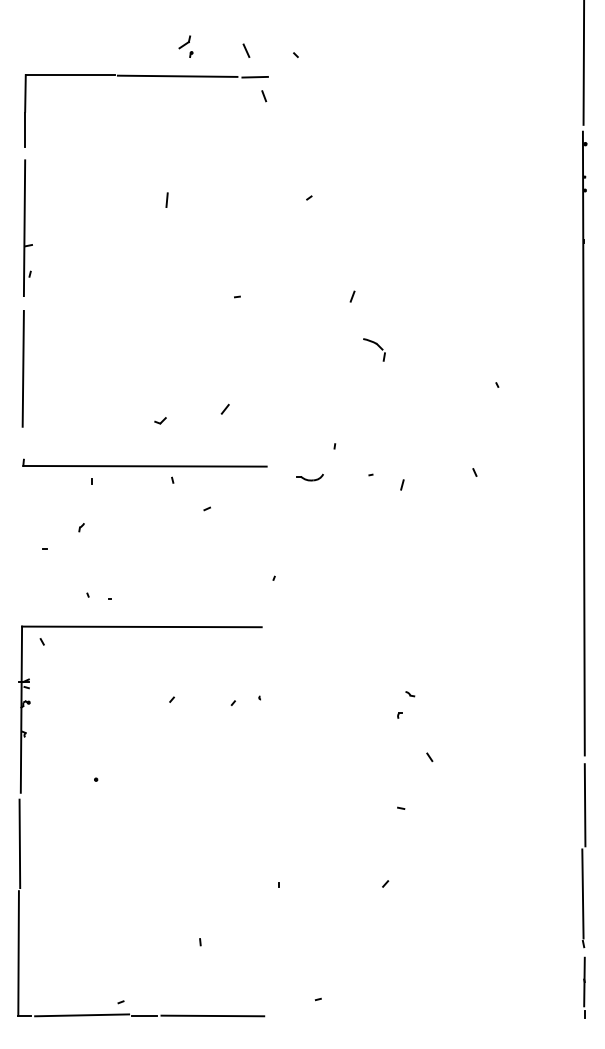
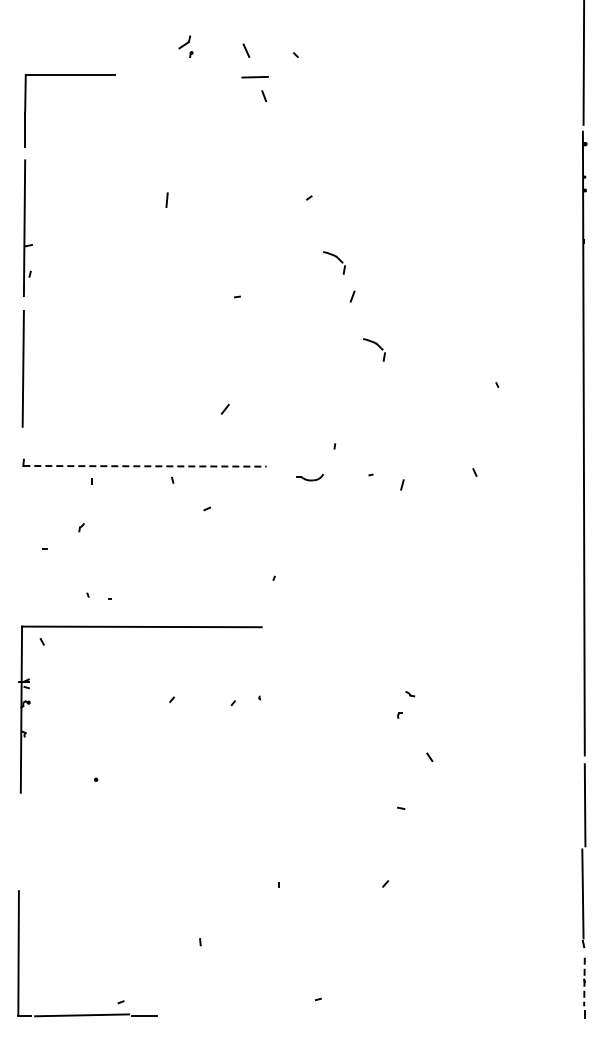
line: present -> none (177, 75)
part: none -> present (334, 262)
part: present -> none (160, 420)
line: solid -> dashed (145, 466)
line: present -> none (19, 843)
line: solid -> dashed (584, 982)
line: present -> none (212, 1015)
